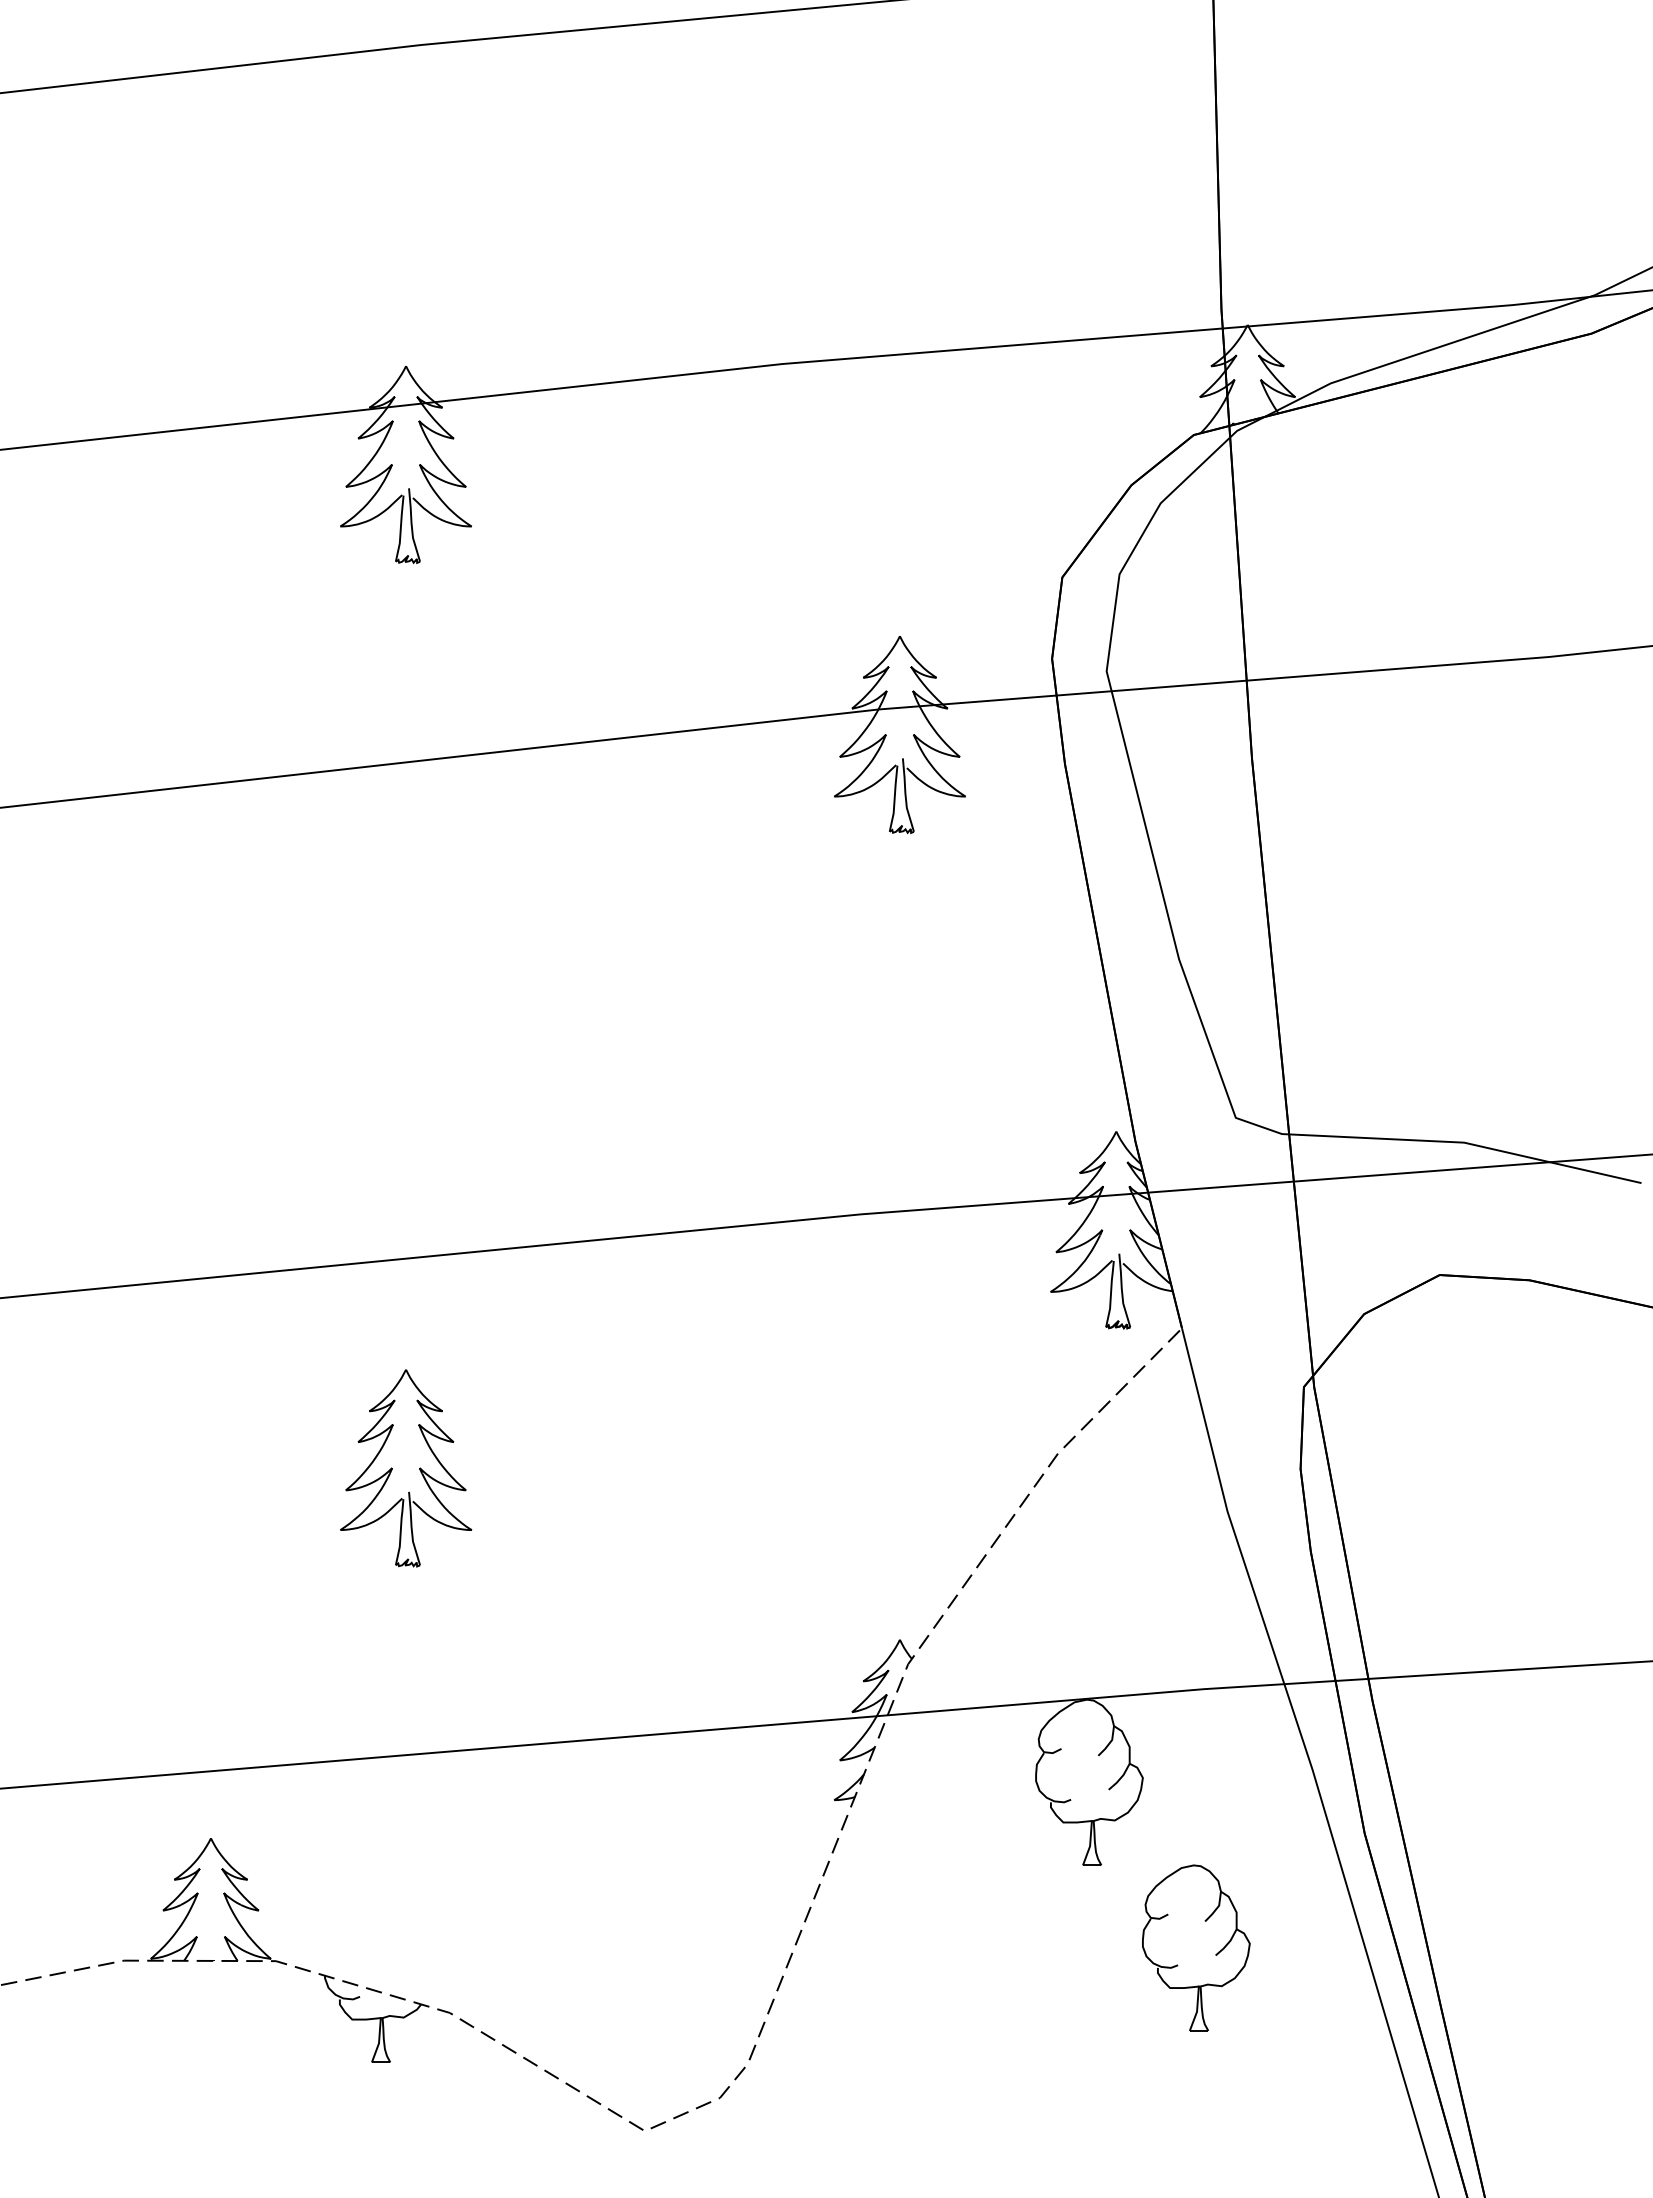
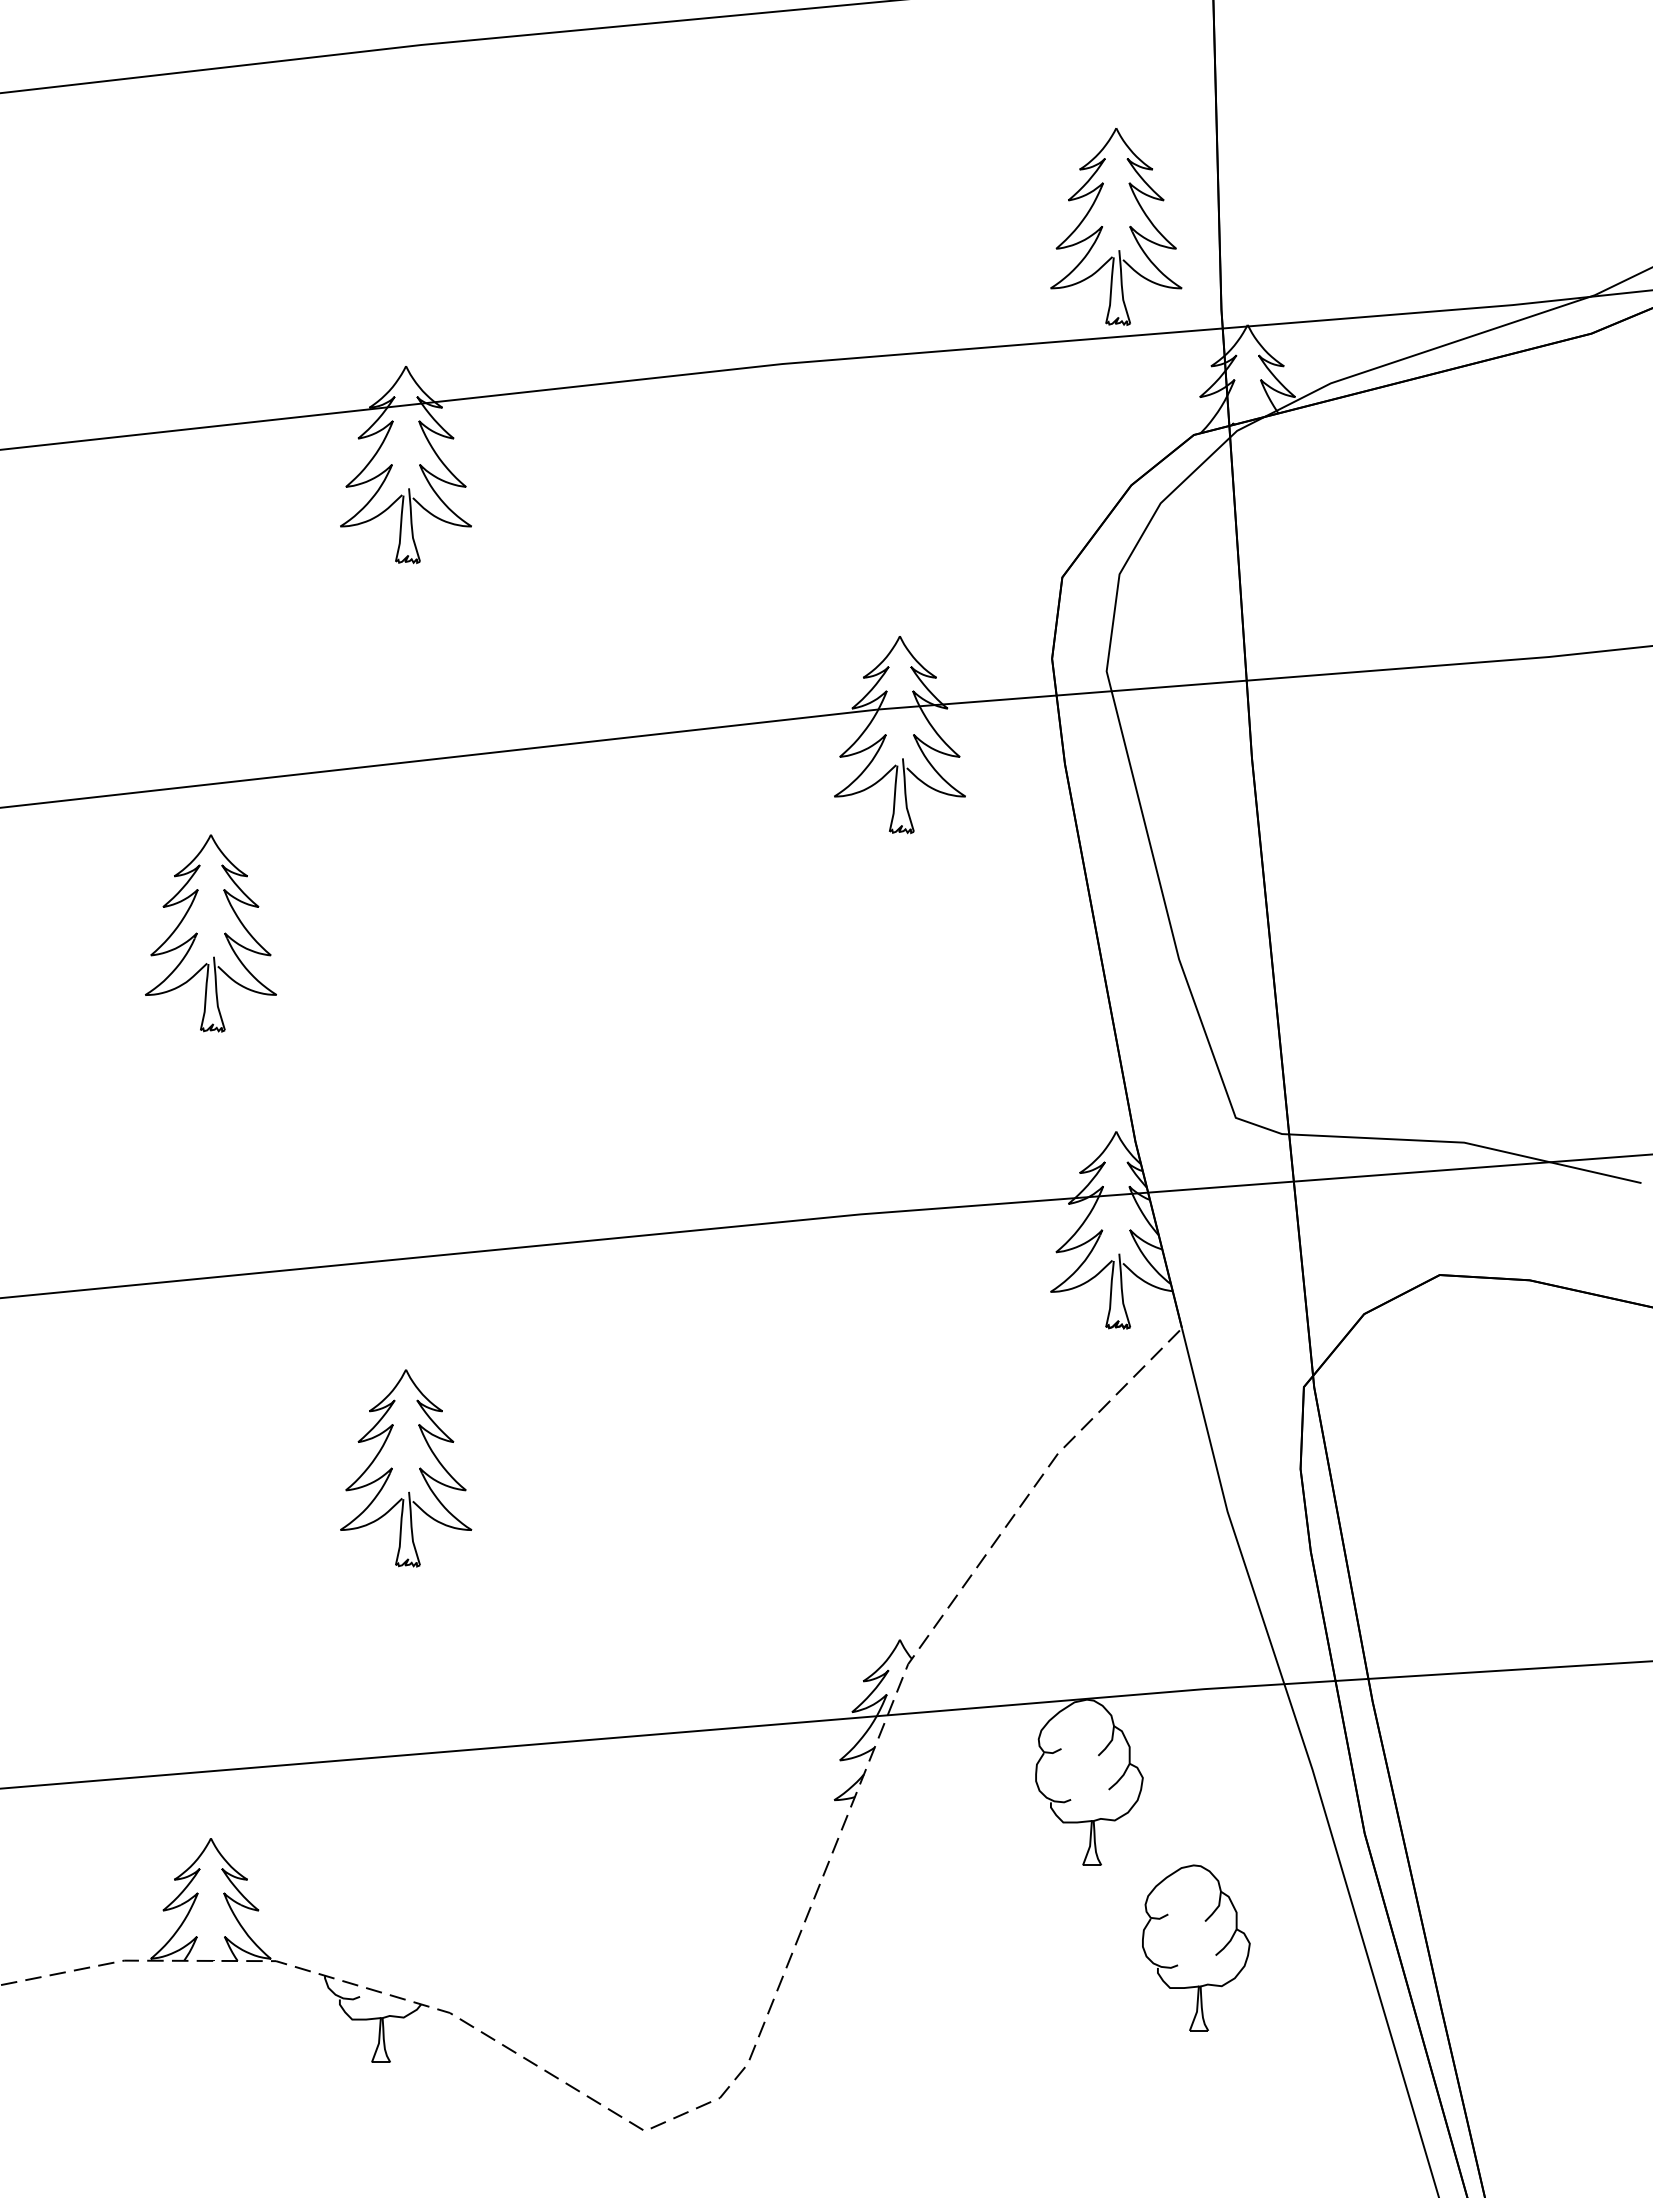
part: none -> present (1116, 226)
part: none -> present (197, 933)
